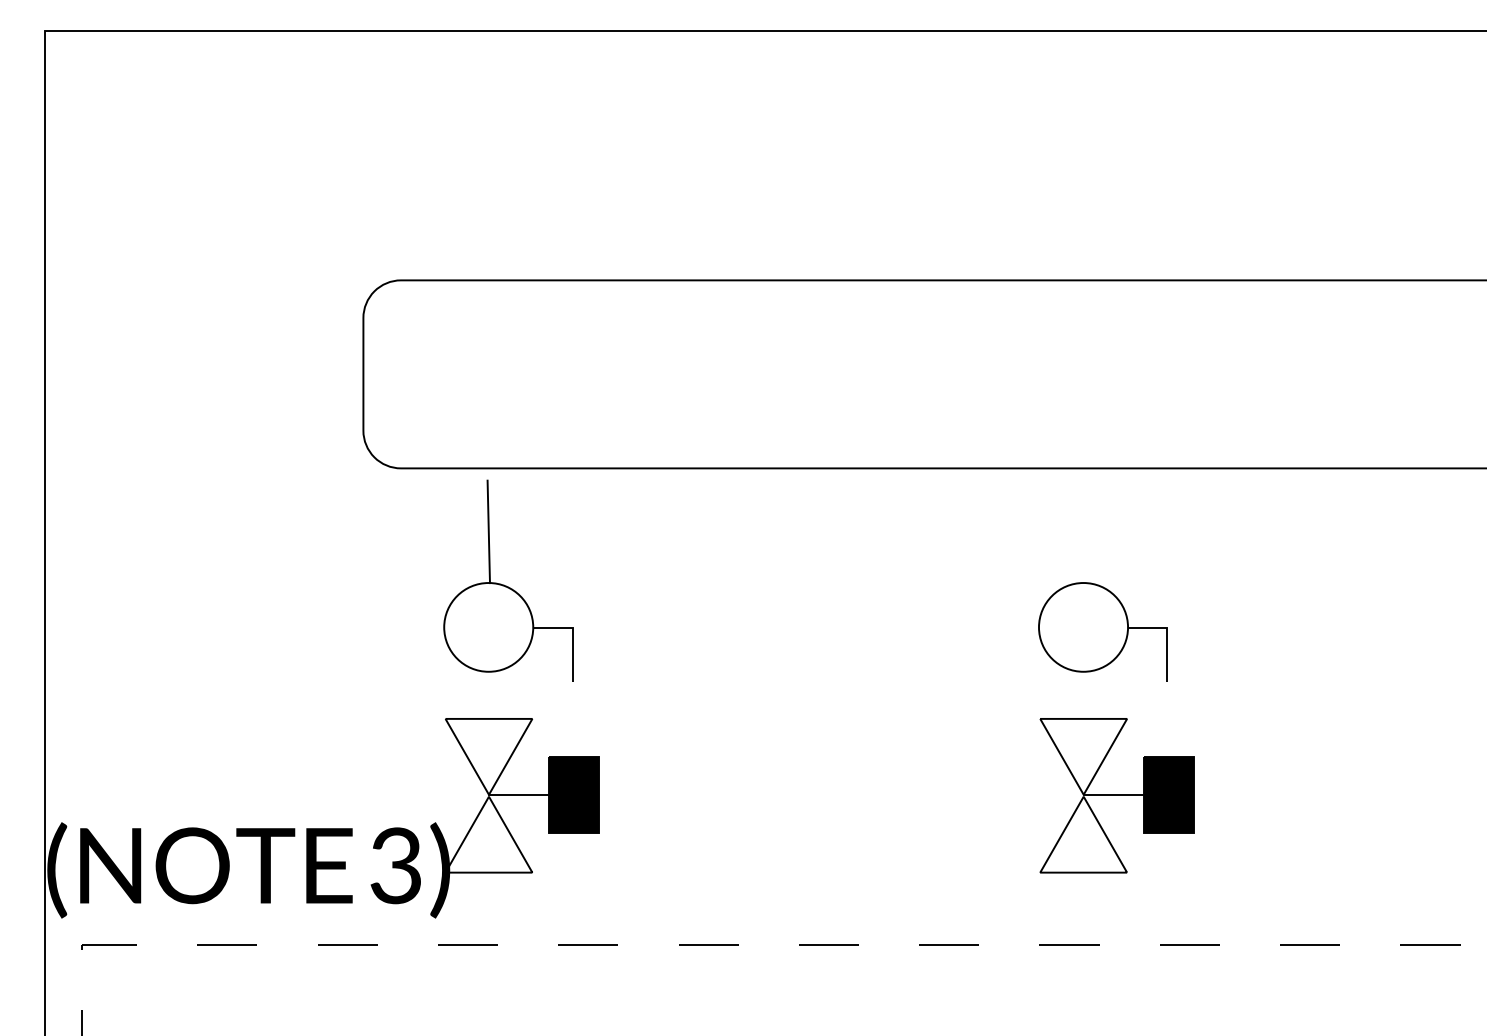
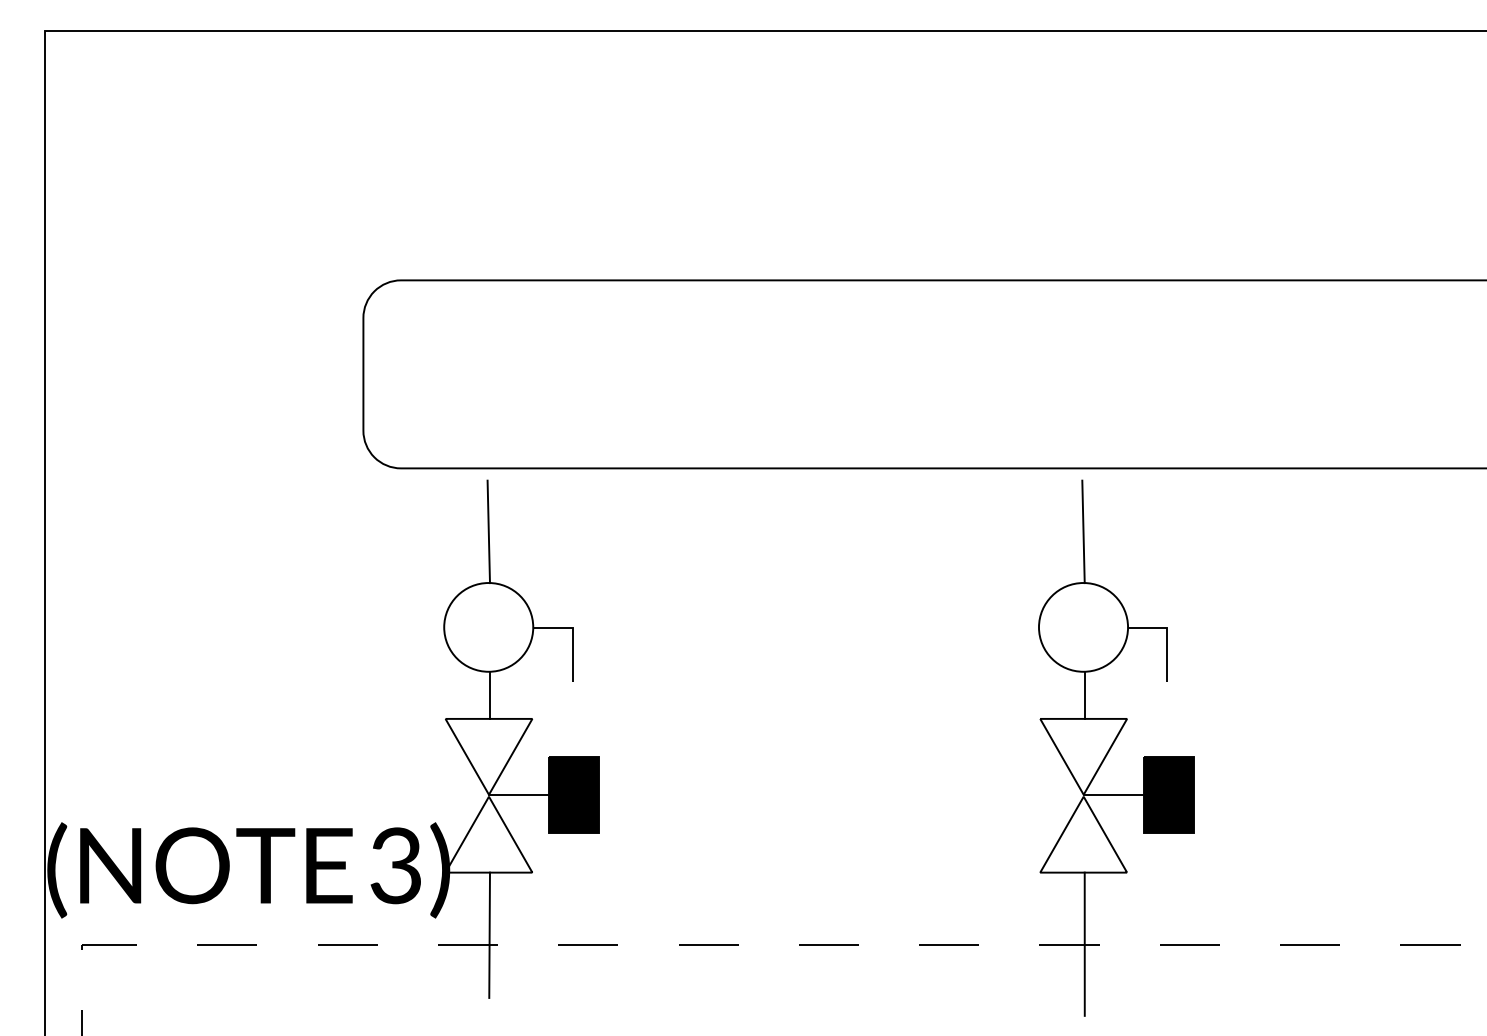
line: none -> present (1083, 531)
line: none -> present (490, 695)
line: none -> present (1084, 695)
line: none -> present (489, 934)
line: none -> present (1084, 943)
